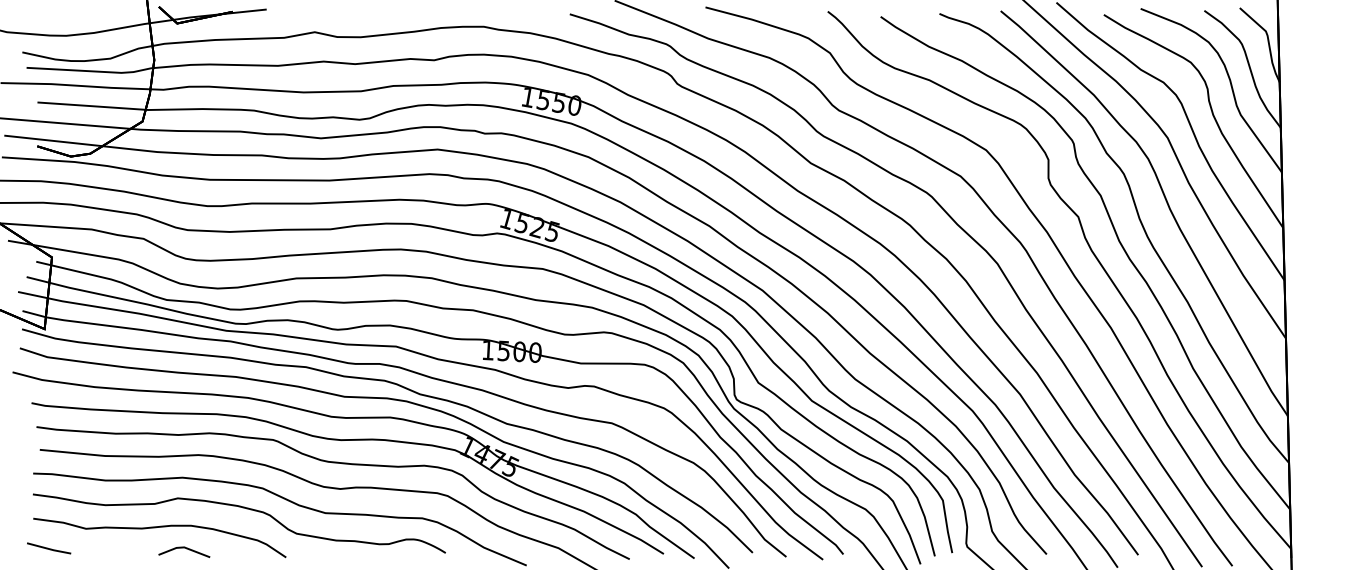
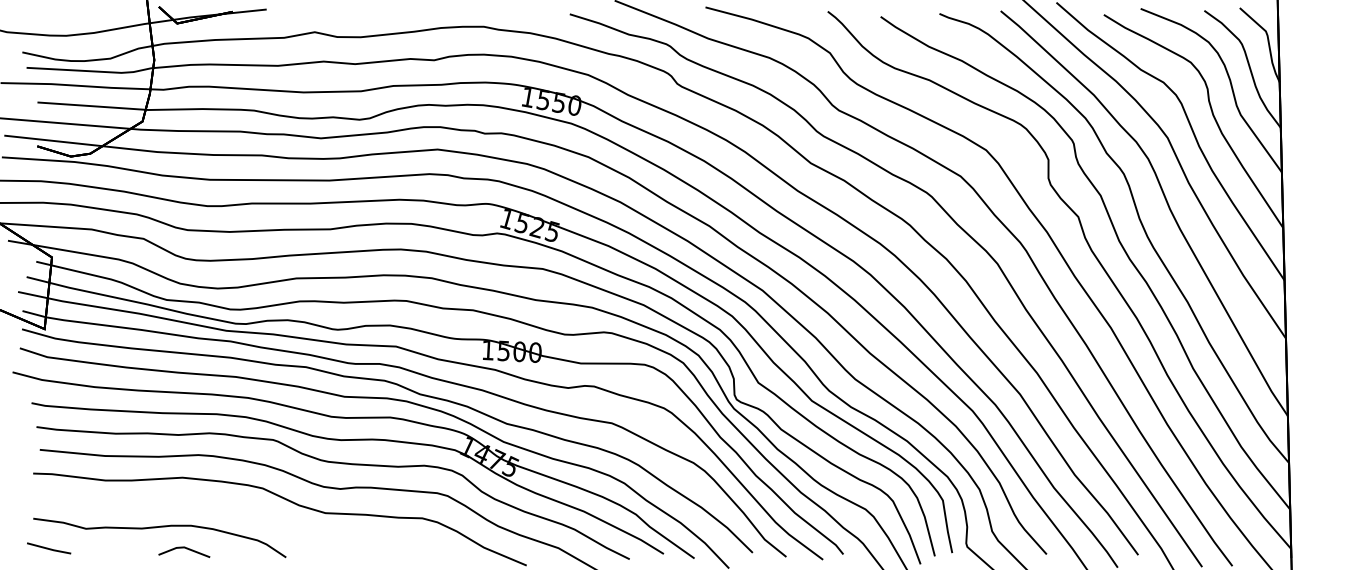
part: present -> none (242, 508)
